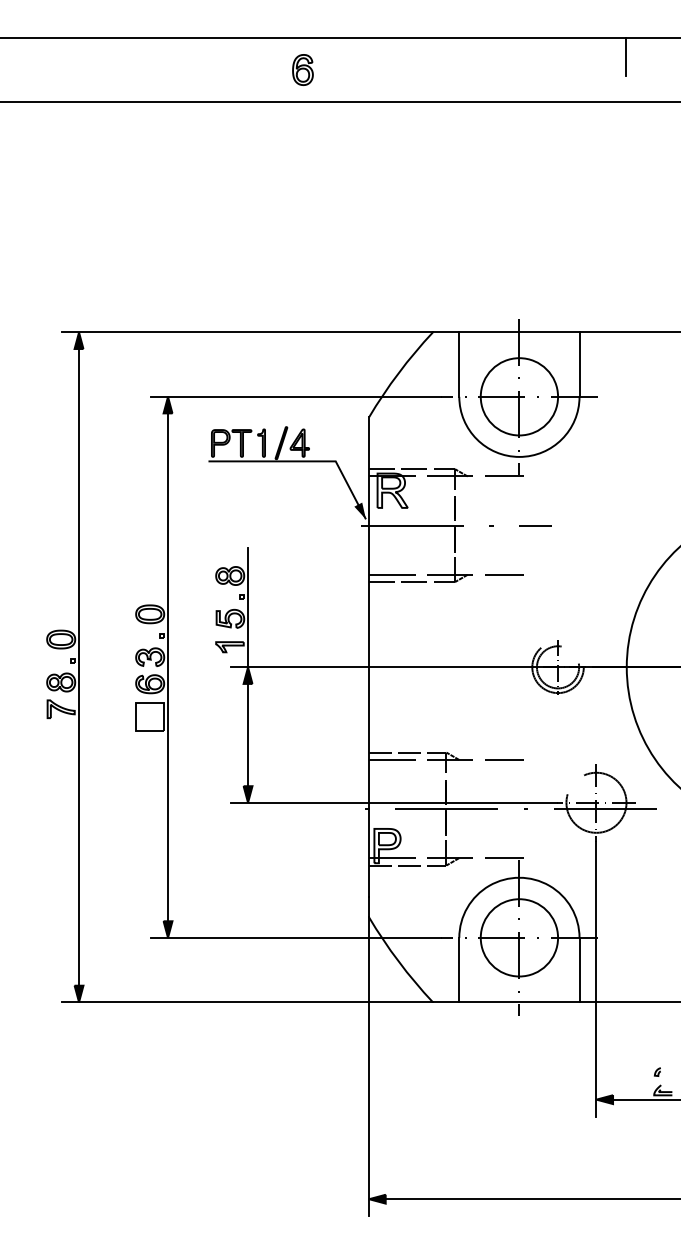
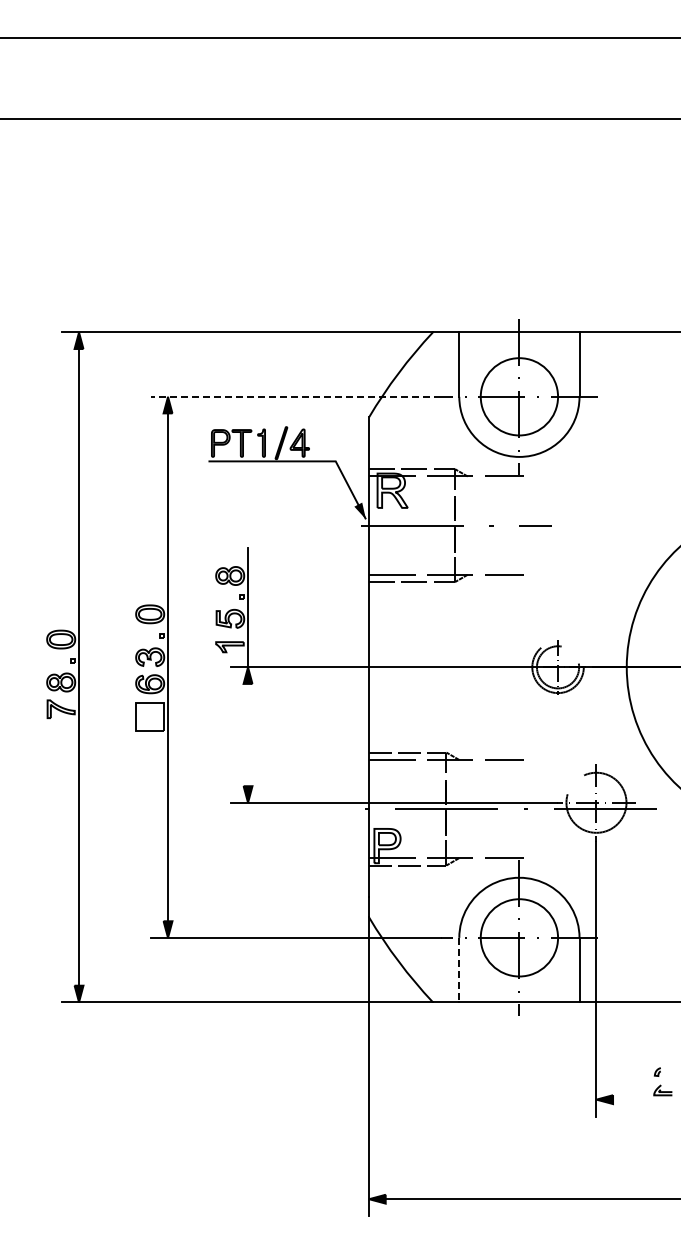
line: present -> none (626, 56)
part: present -> none (302, 69)
line position: (339, 102) -> (339, 119) (339, 119)
line: solid -> dashed (295, 396)
line: present -> none (248, 734)
line: solid -> dashed (459, 970)
line: present -> none (645, 1099)
